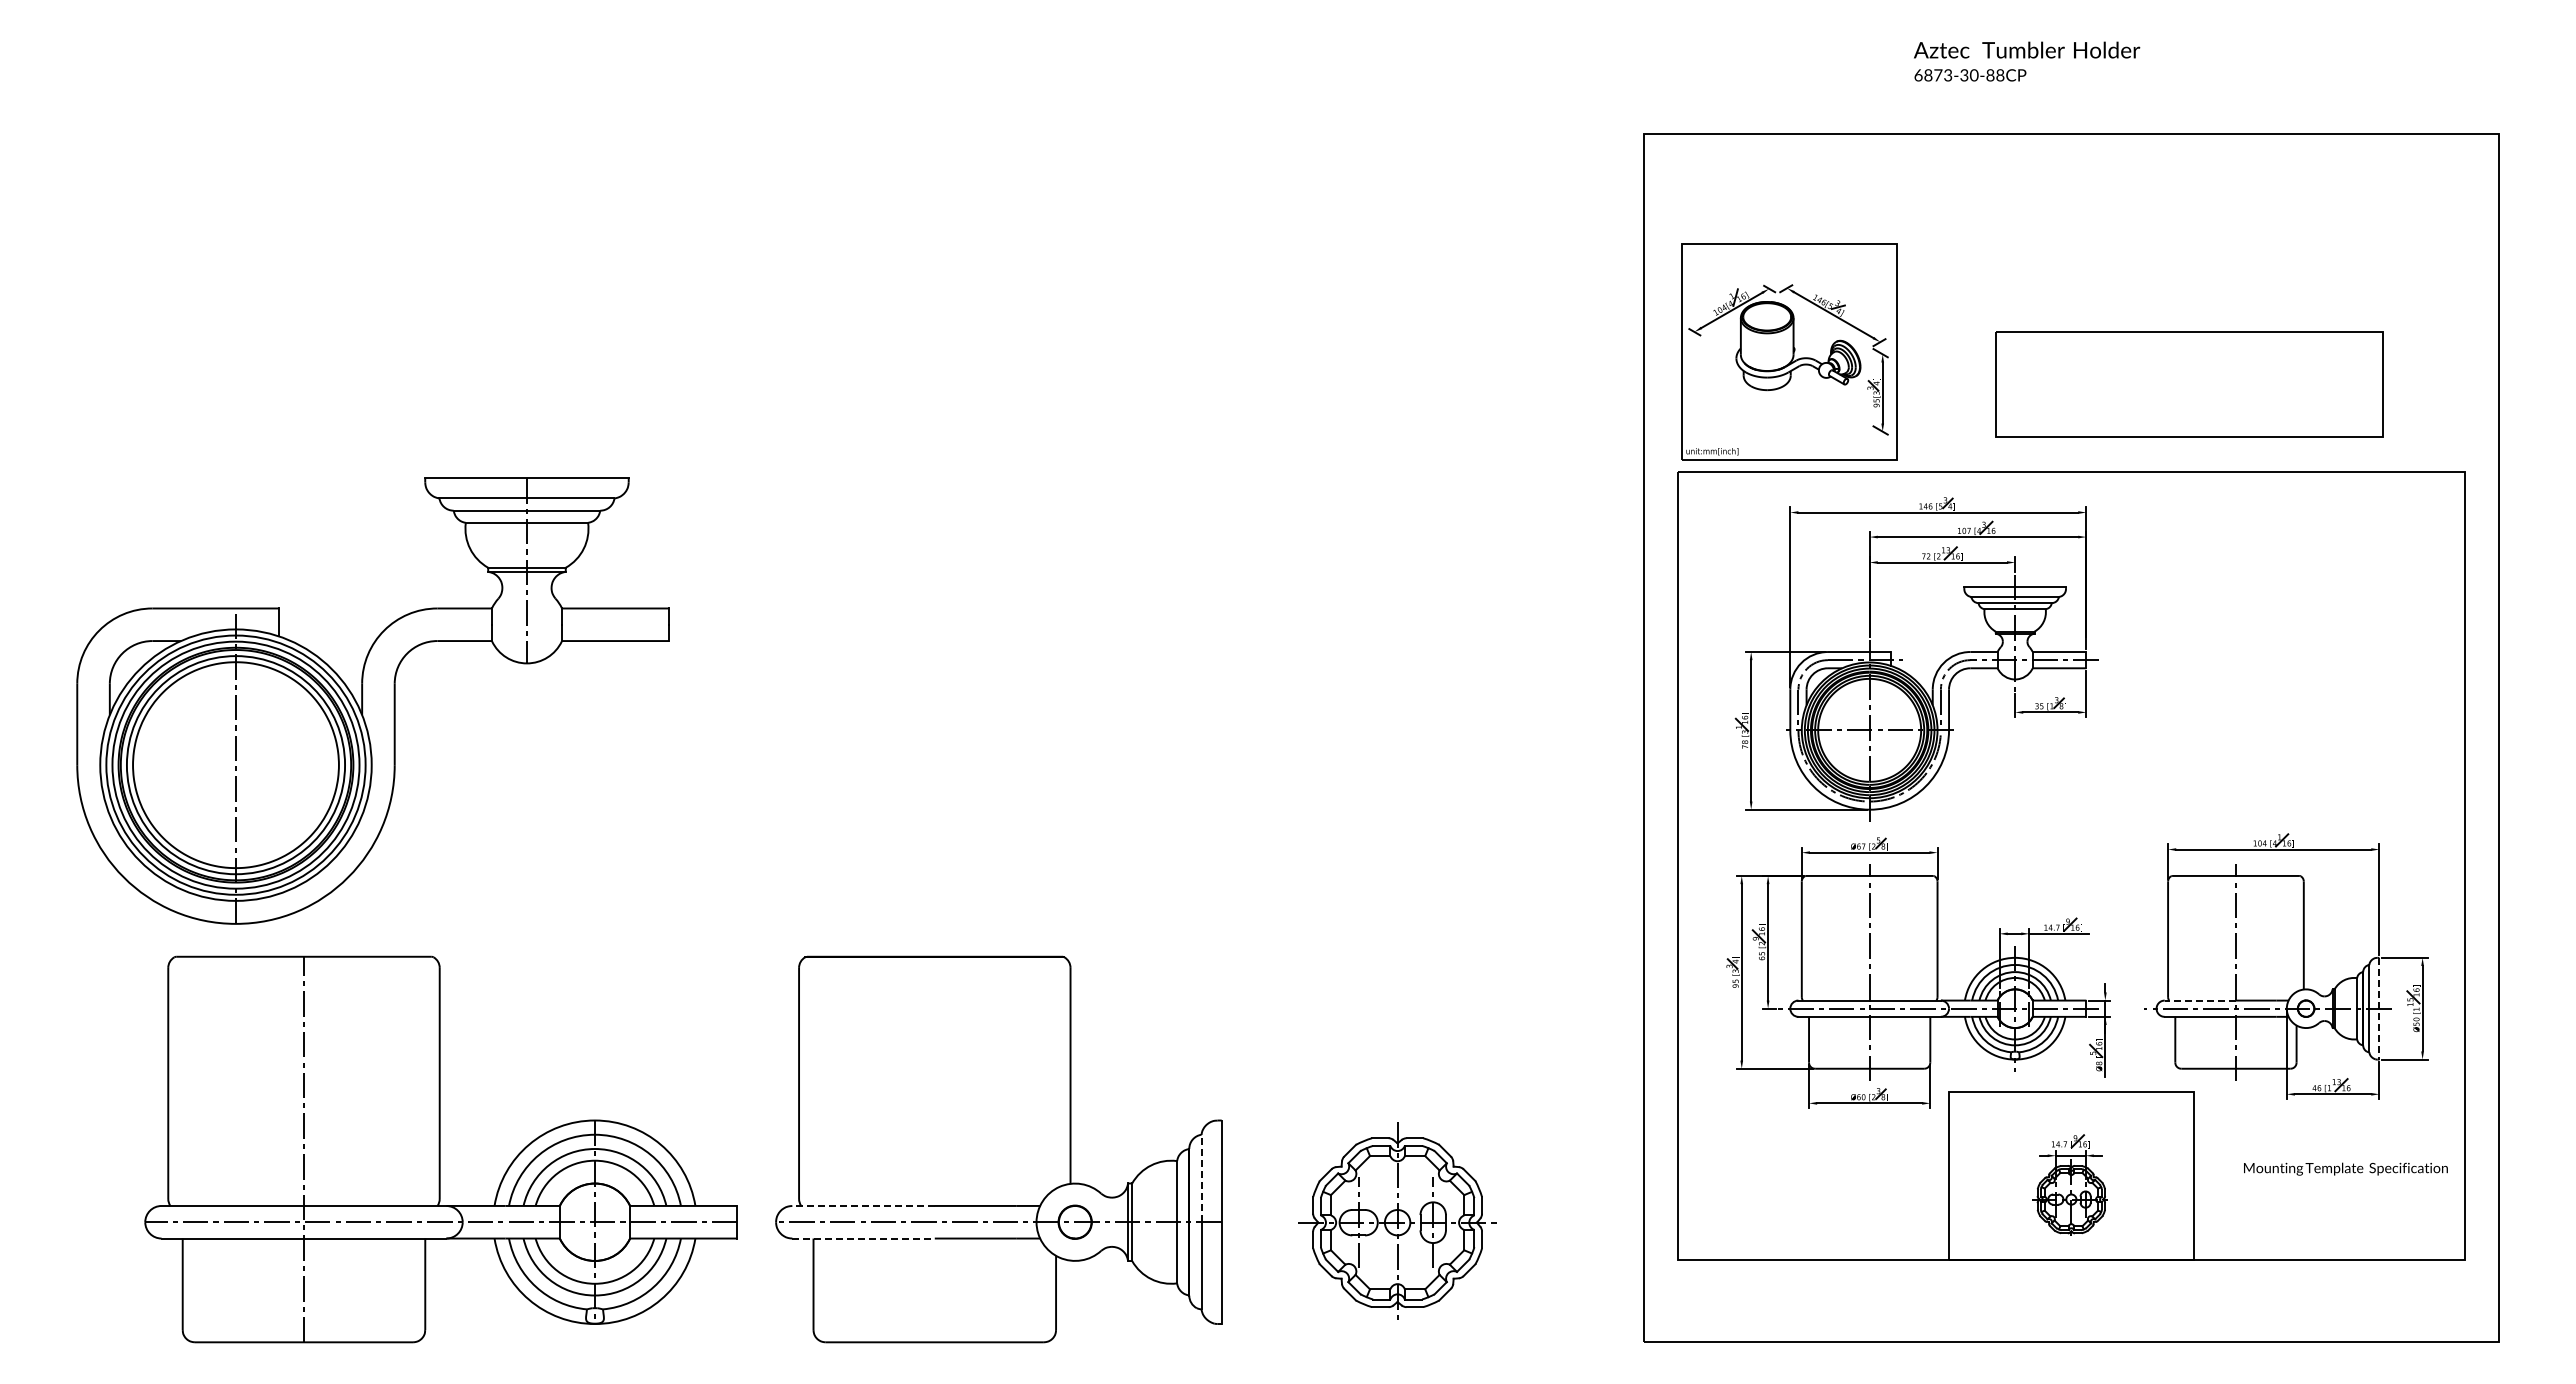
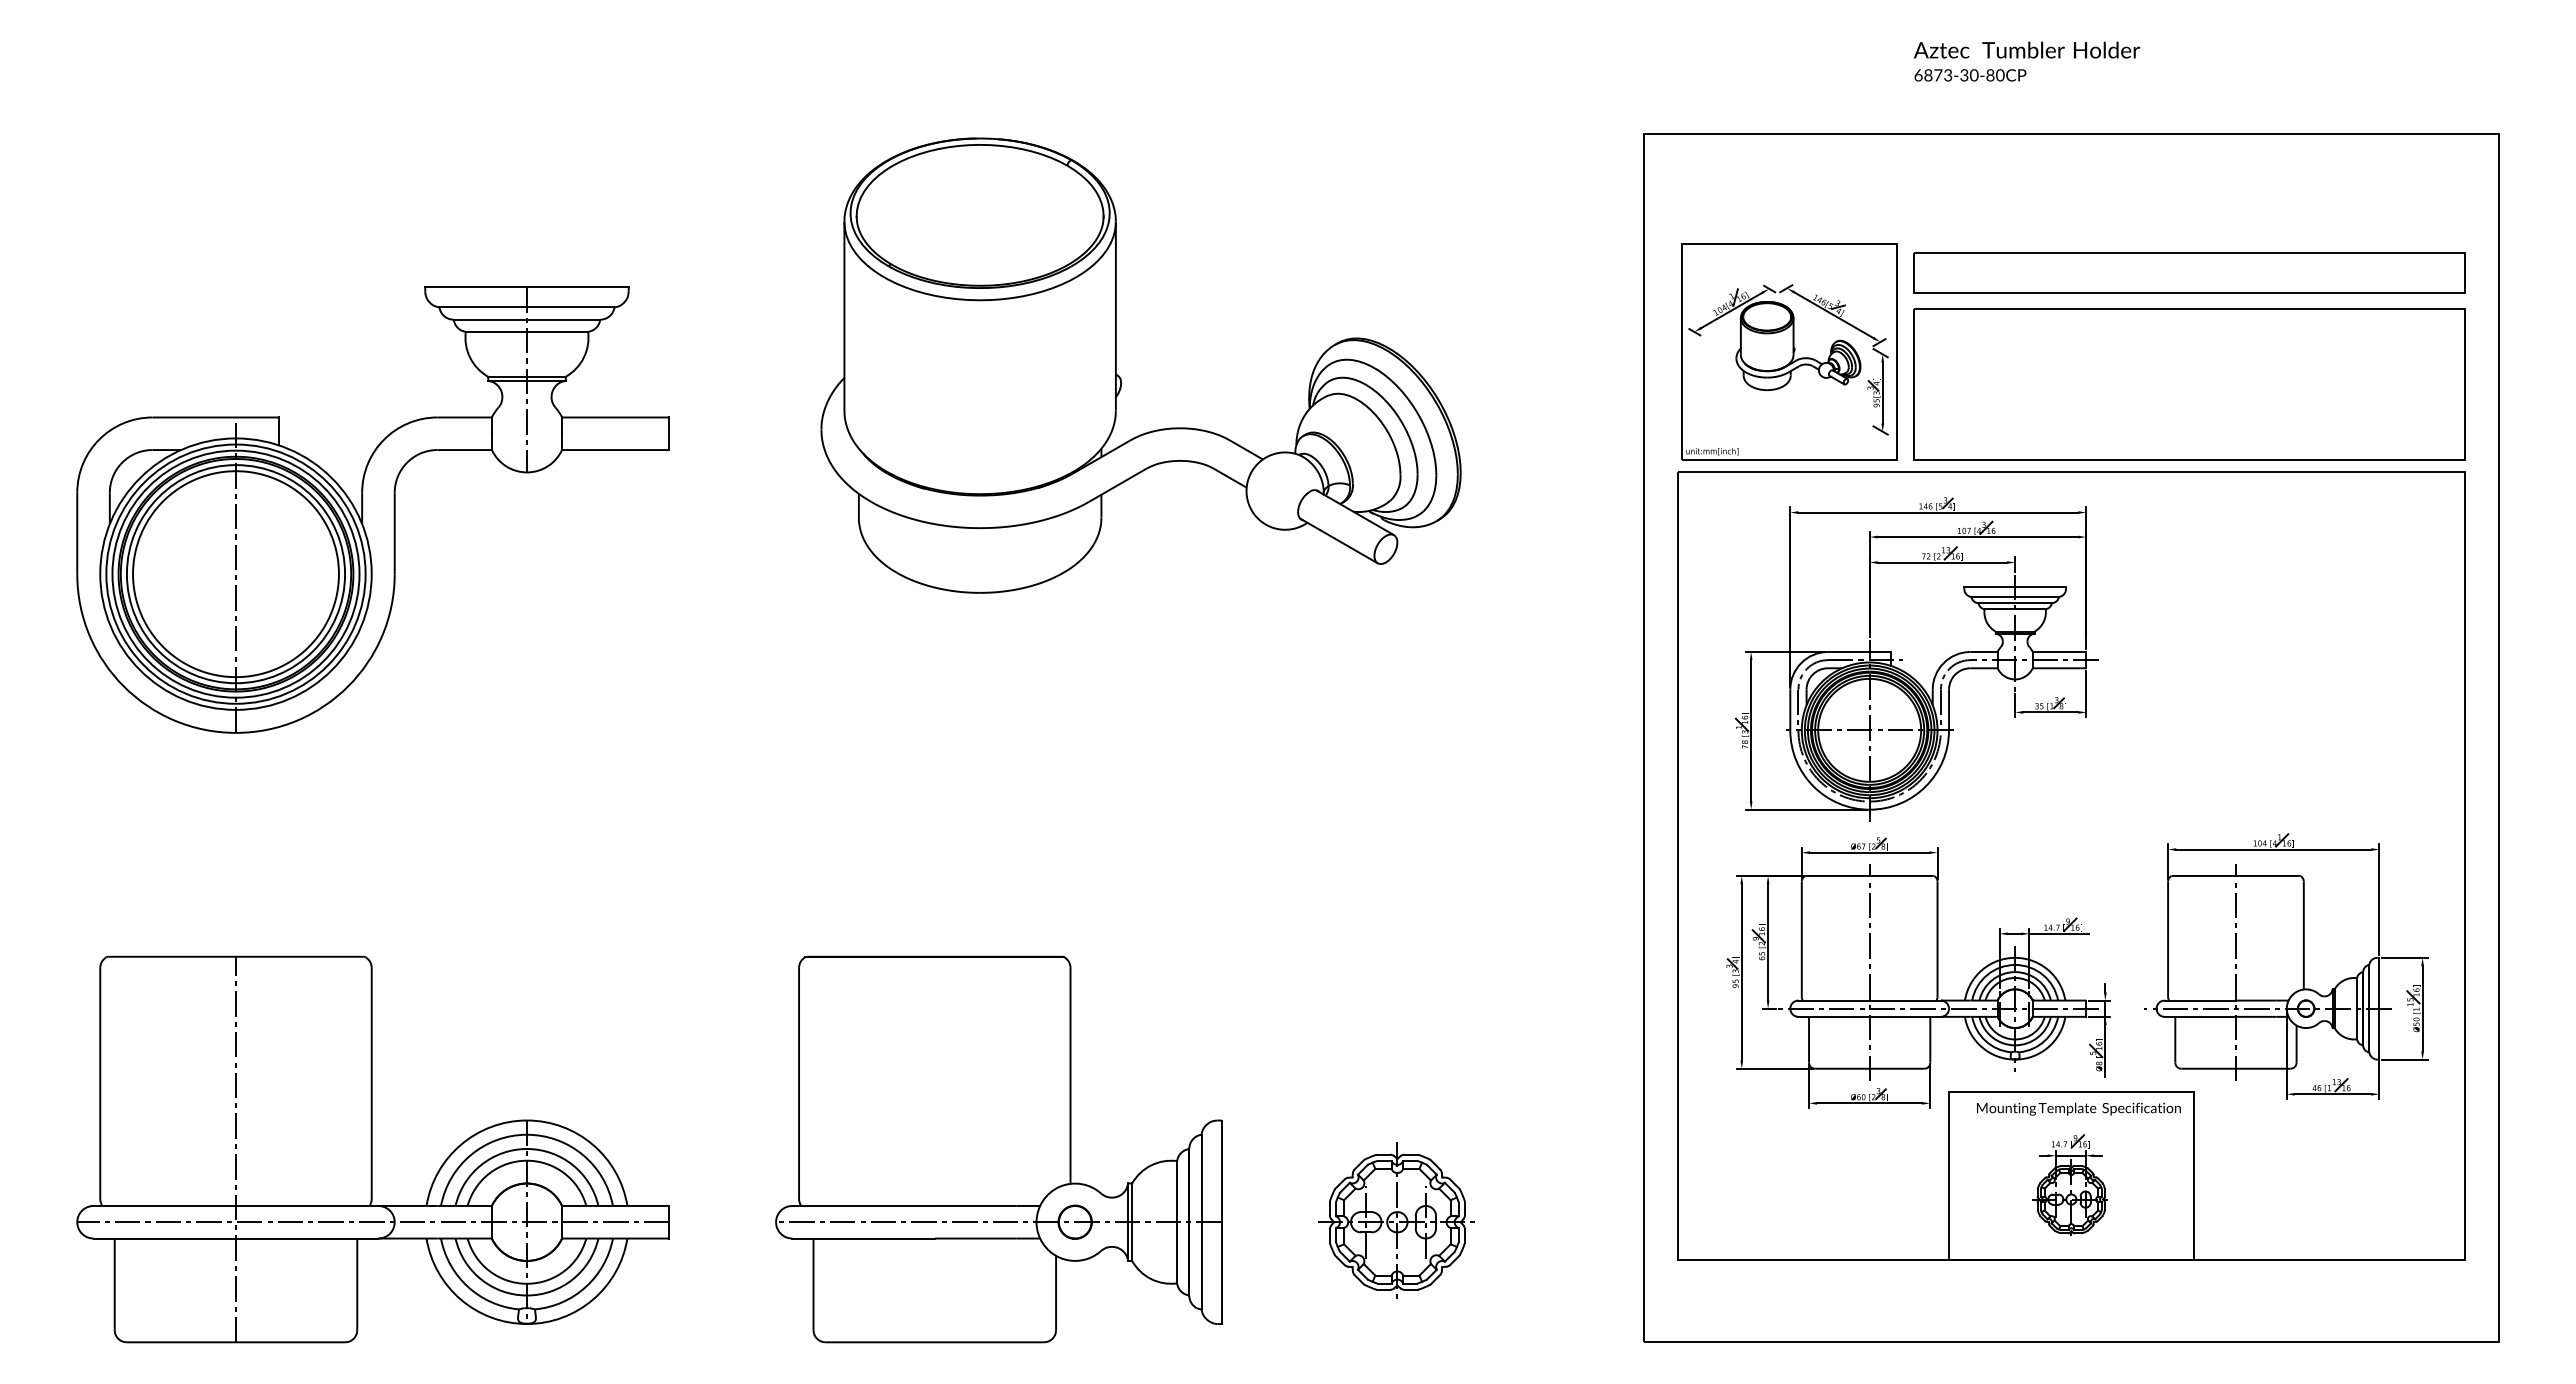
text: 6873-30-88CP -> 6873-30-80CP (2000, 75)
part: none -> present (2189, 272)
part: none -> present (1120, 376)
part size: 389x107 px -> 553x153 px (2189, 384)
part position: (372, 700) -> (372, 509) (372, 509)
line: dashed -> solid (2200, 1000)
line: dashed -> solid (2379, 1008)
part position: (440, 1149) -> (372, 1149) (372, 1149)
text position: (2345, 1168) -> (2078, 1108) (2078, 1108)
line: dashed -> solid (1201, 1178)
line: dashed -> solid (863, 1205)
part size: 199x198 px -> 157x157 px (1396, 1220)
line: dashed -> solid (864, 1238)
